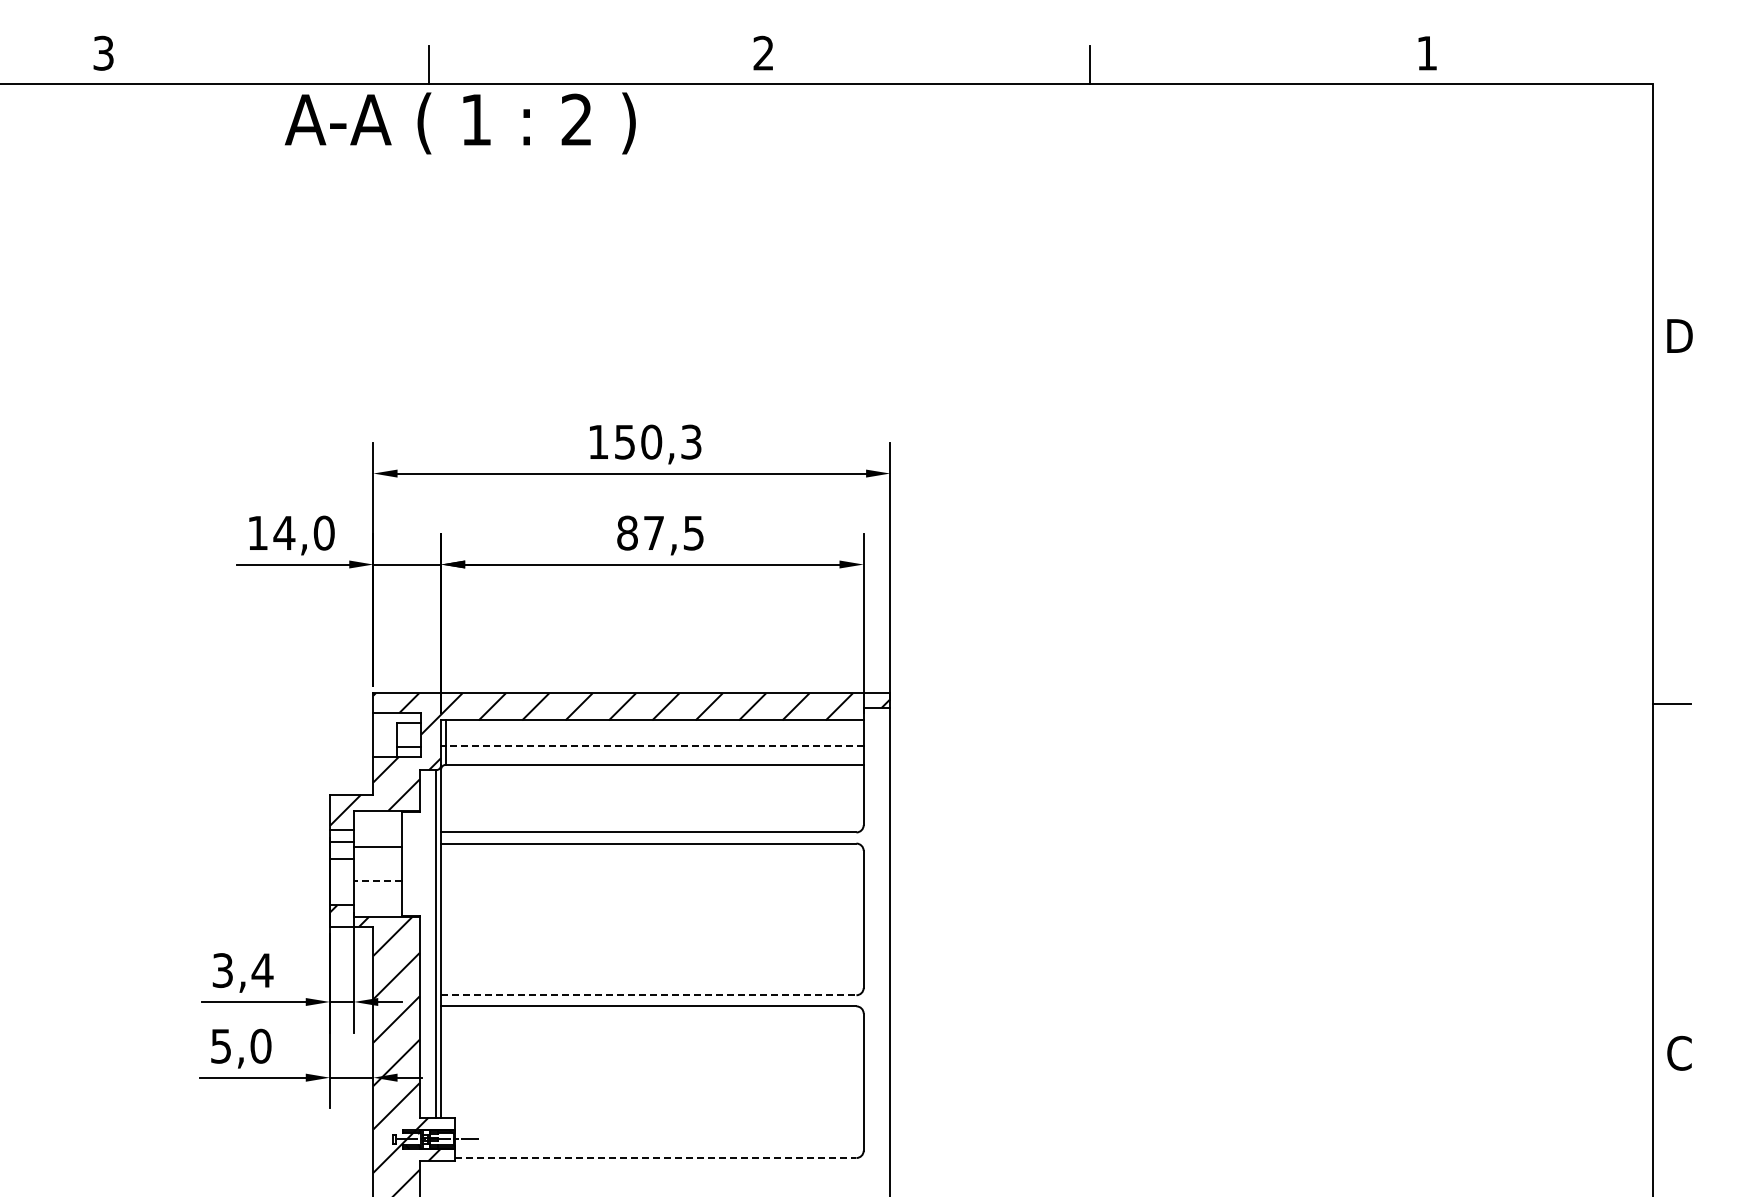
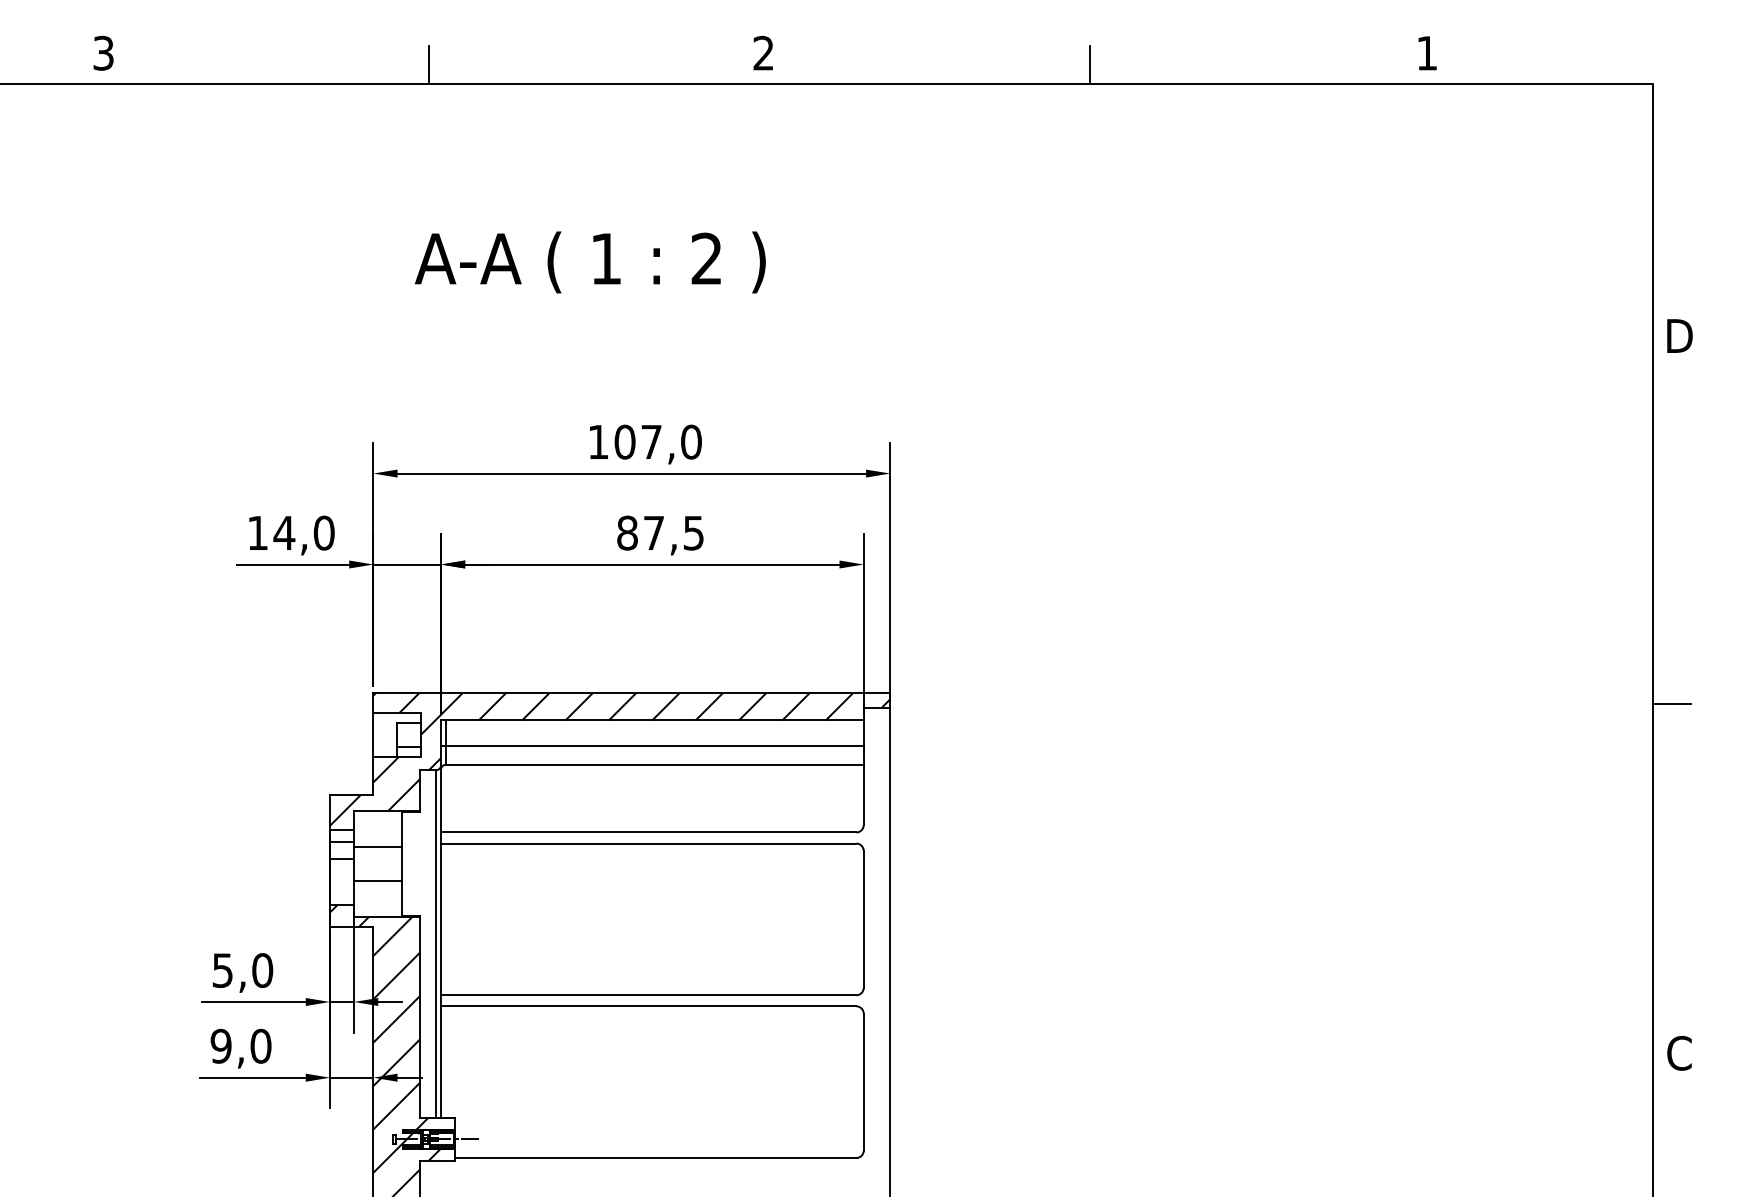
text position: (460, 123) -> (590, 262) (590, 262)
text: 150,3 -> 107,0 (657, 441)
line: dashed -> solid (654, 745)
line: dashed -> solid (377, 880)
text: 3,4 -> 5,0 (243, 970)
line: dashed -> solid (648, 995)
text: 5,0 -> 9,0 (220, 1045)
line: dashed -> solid (655, 1158)
